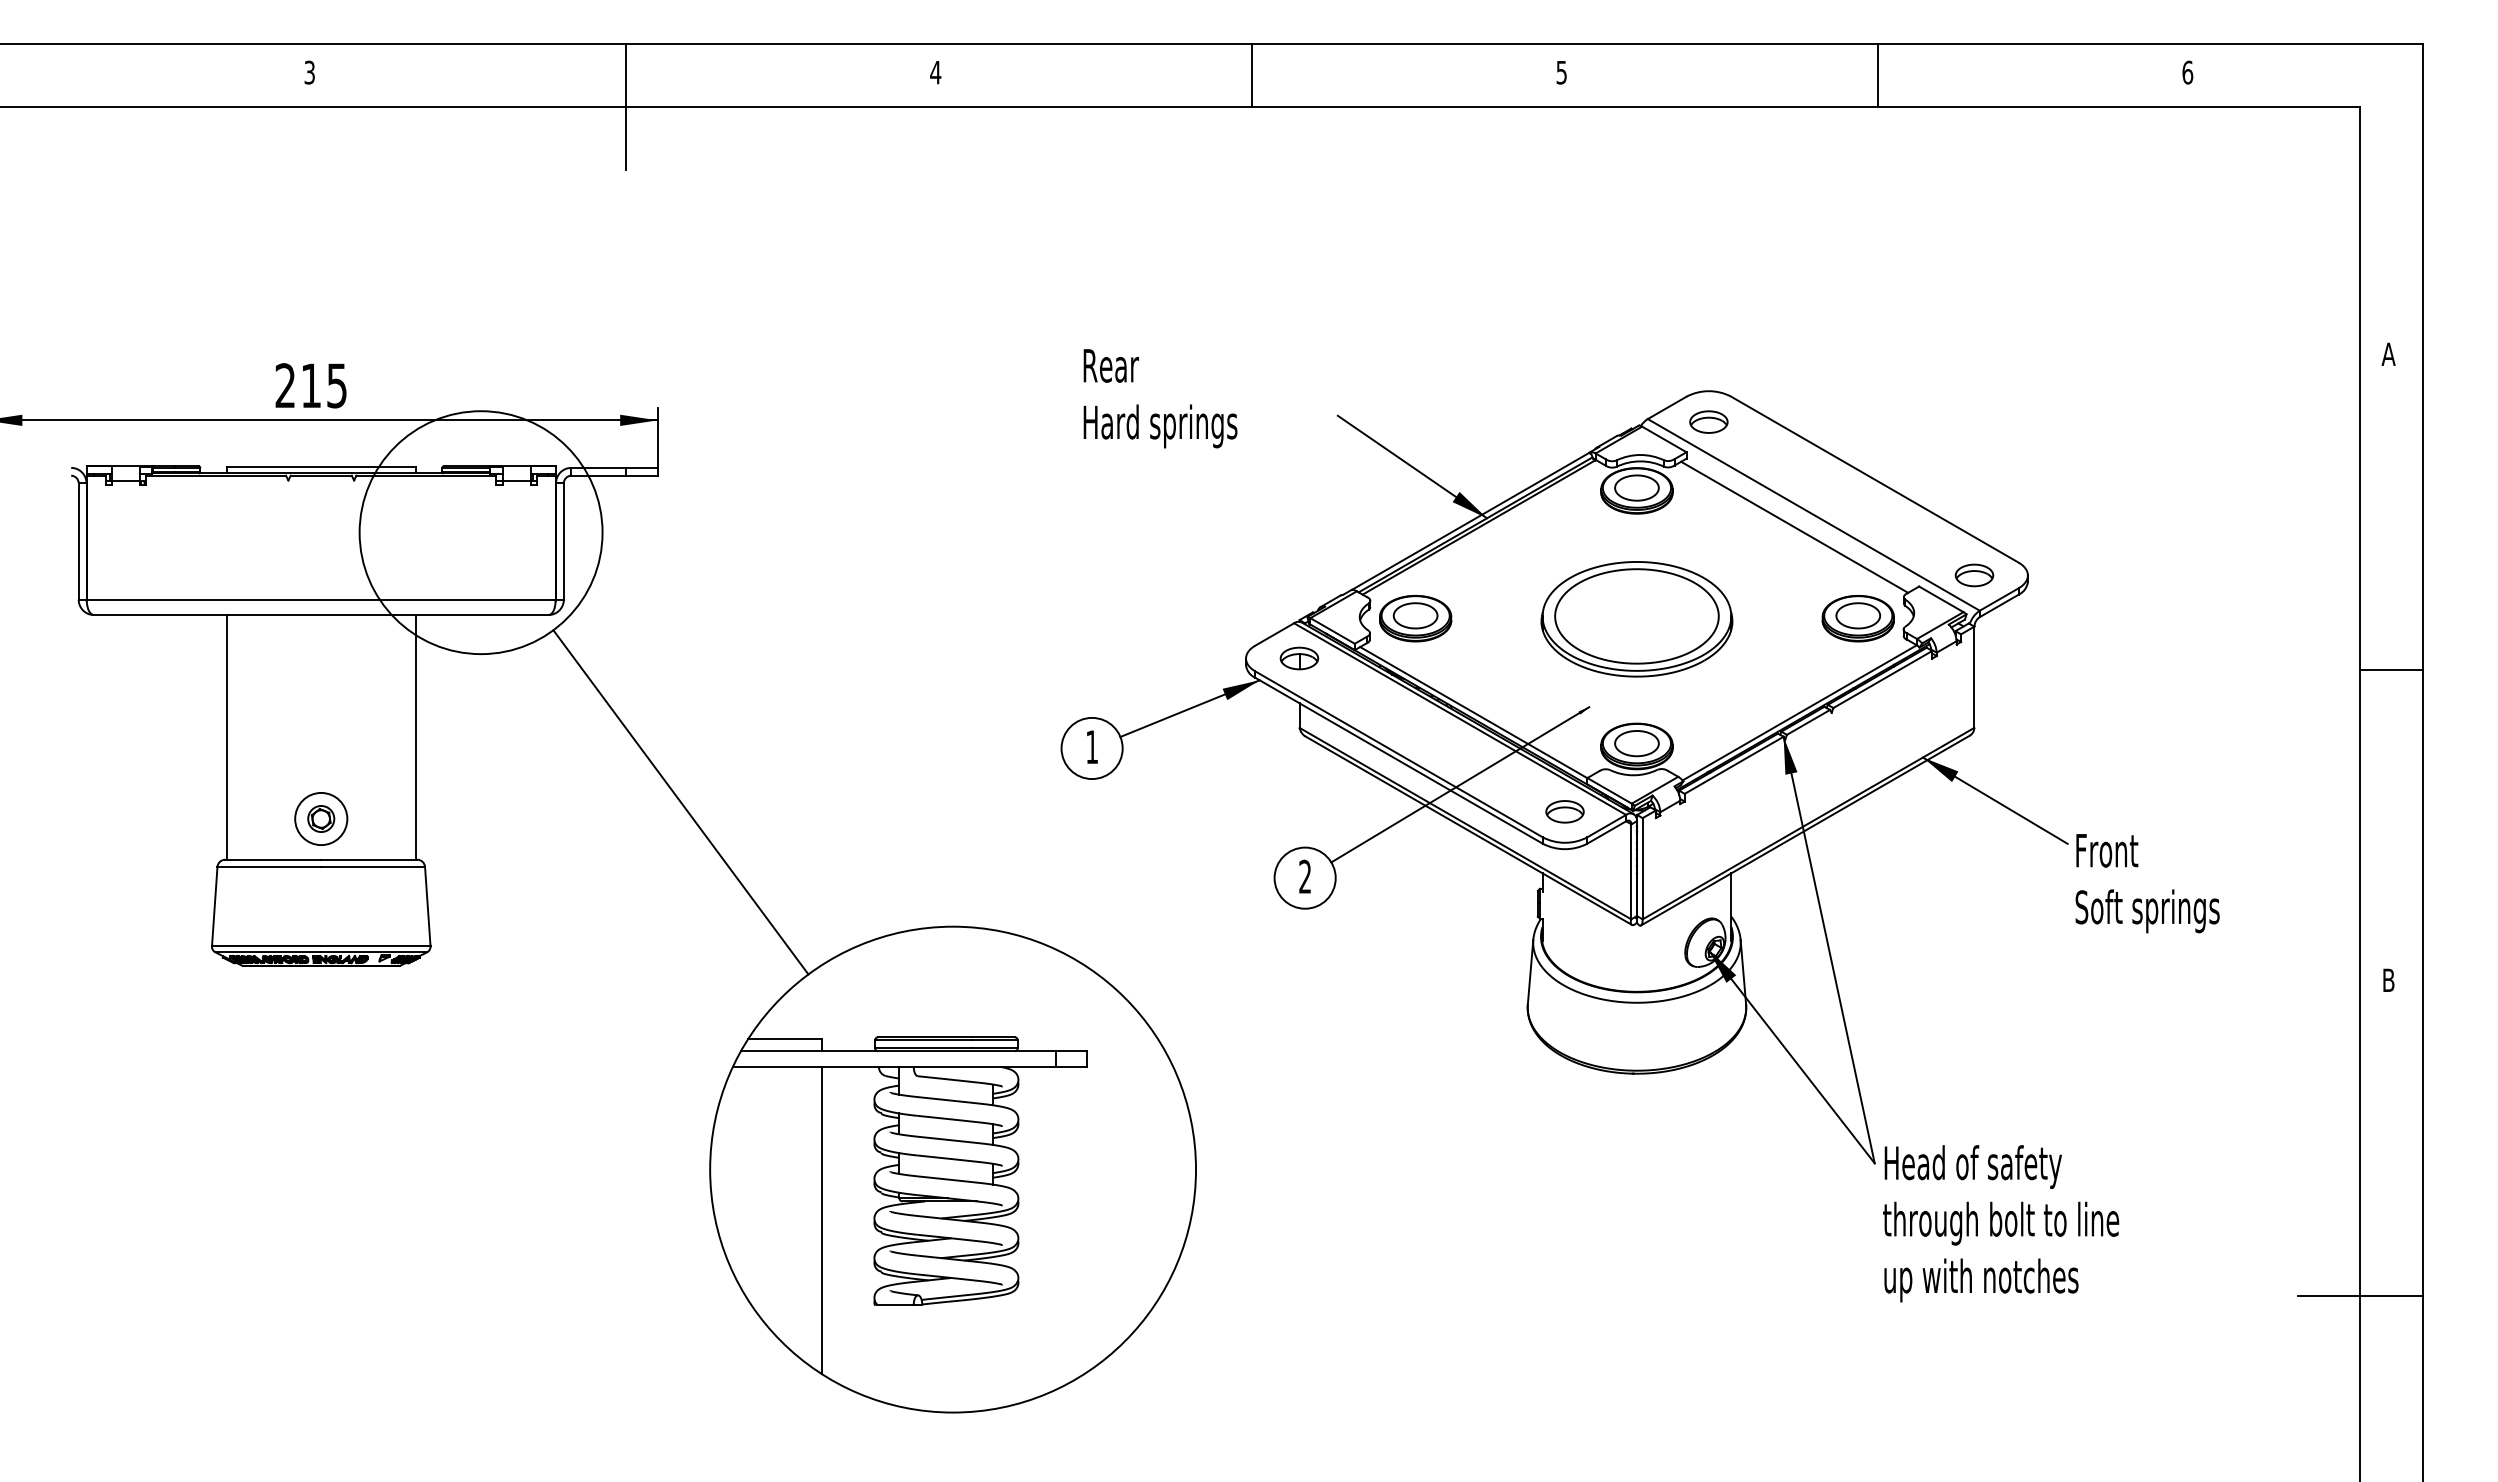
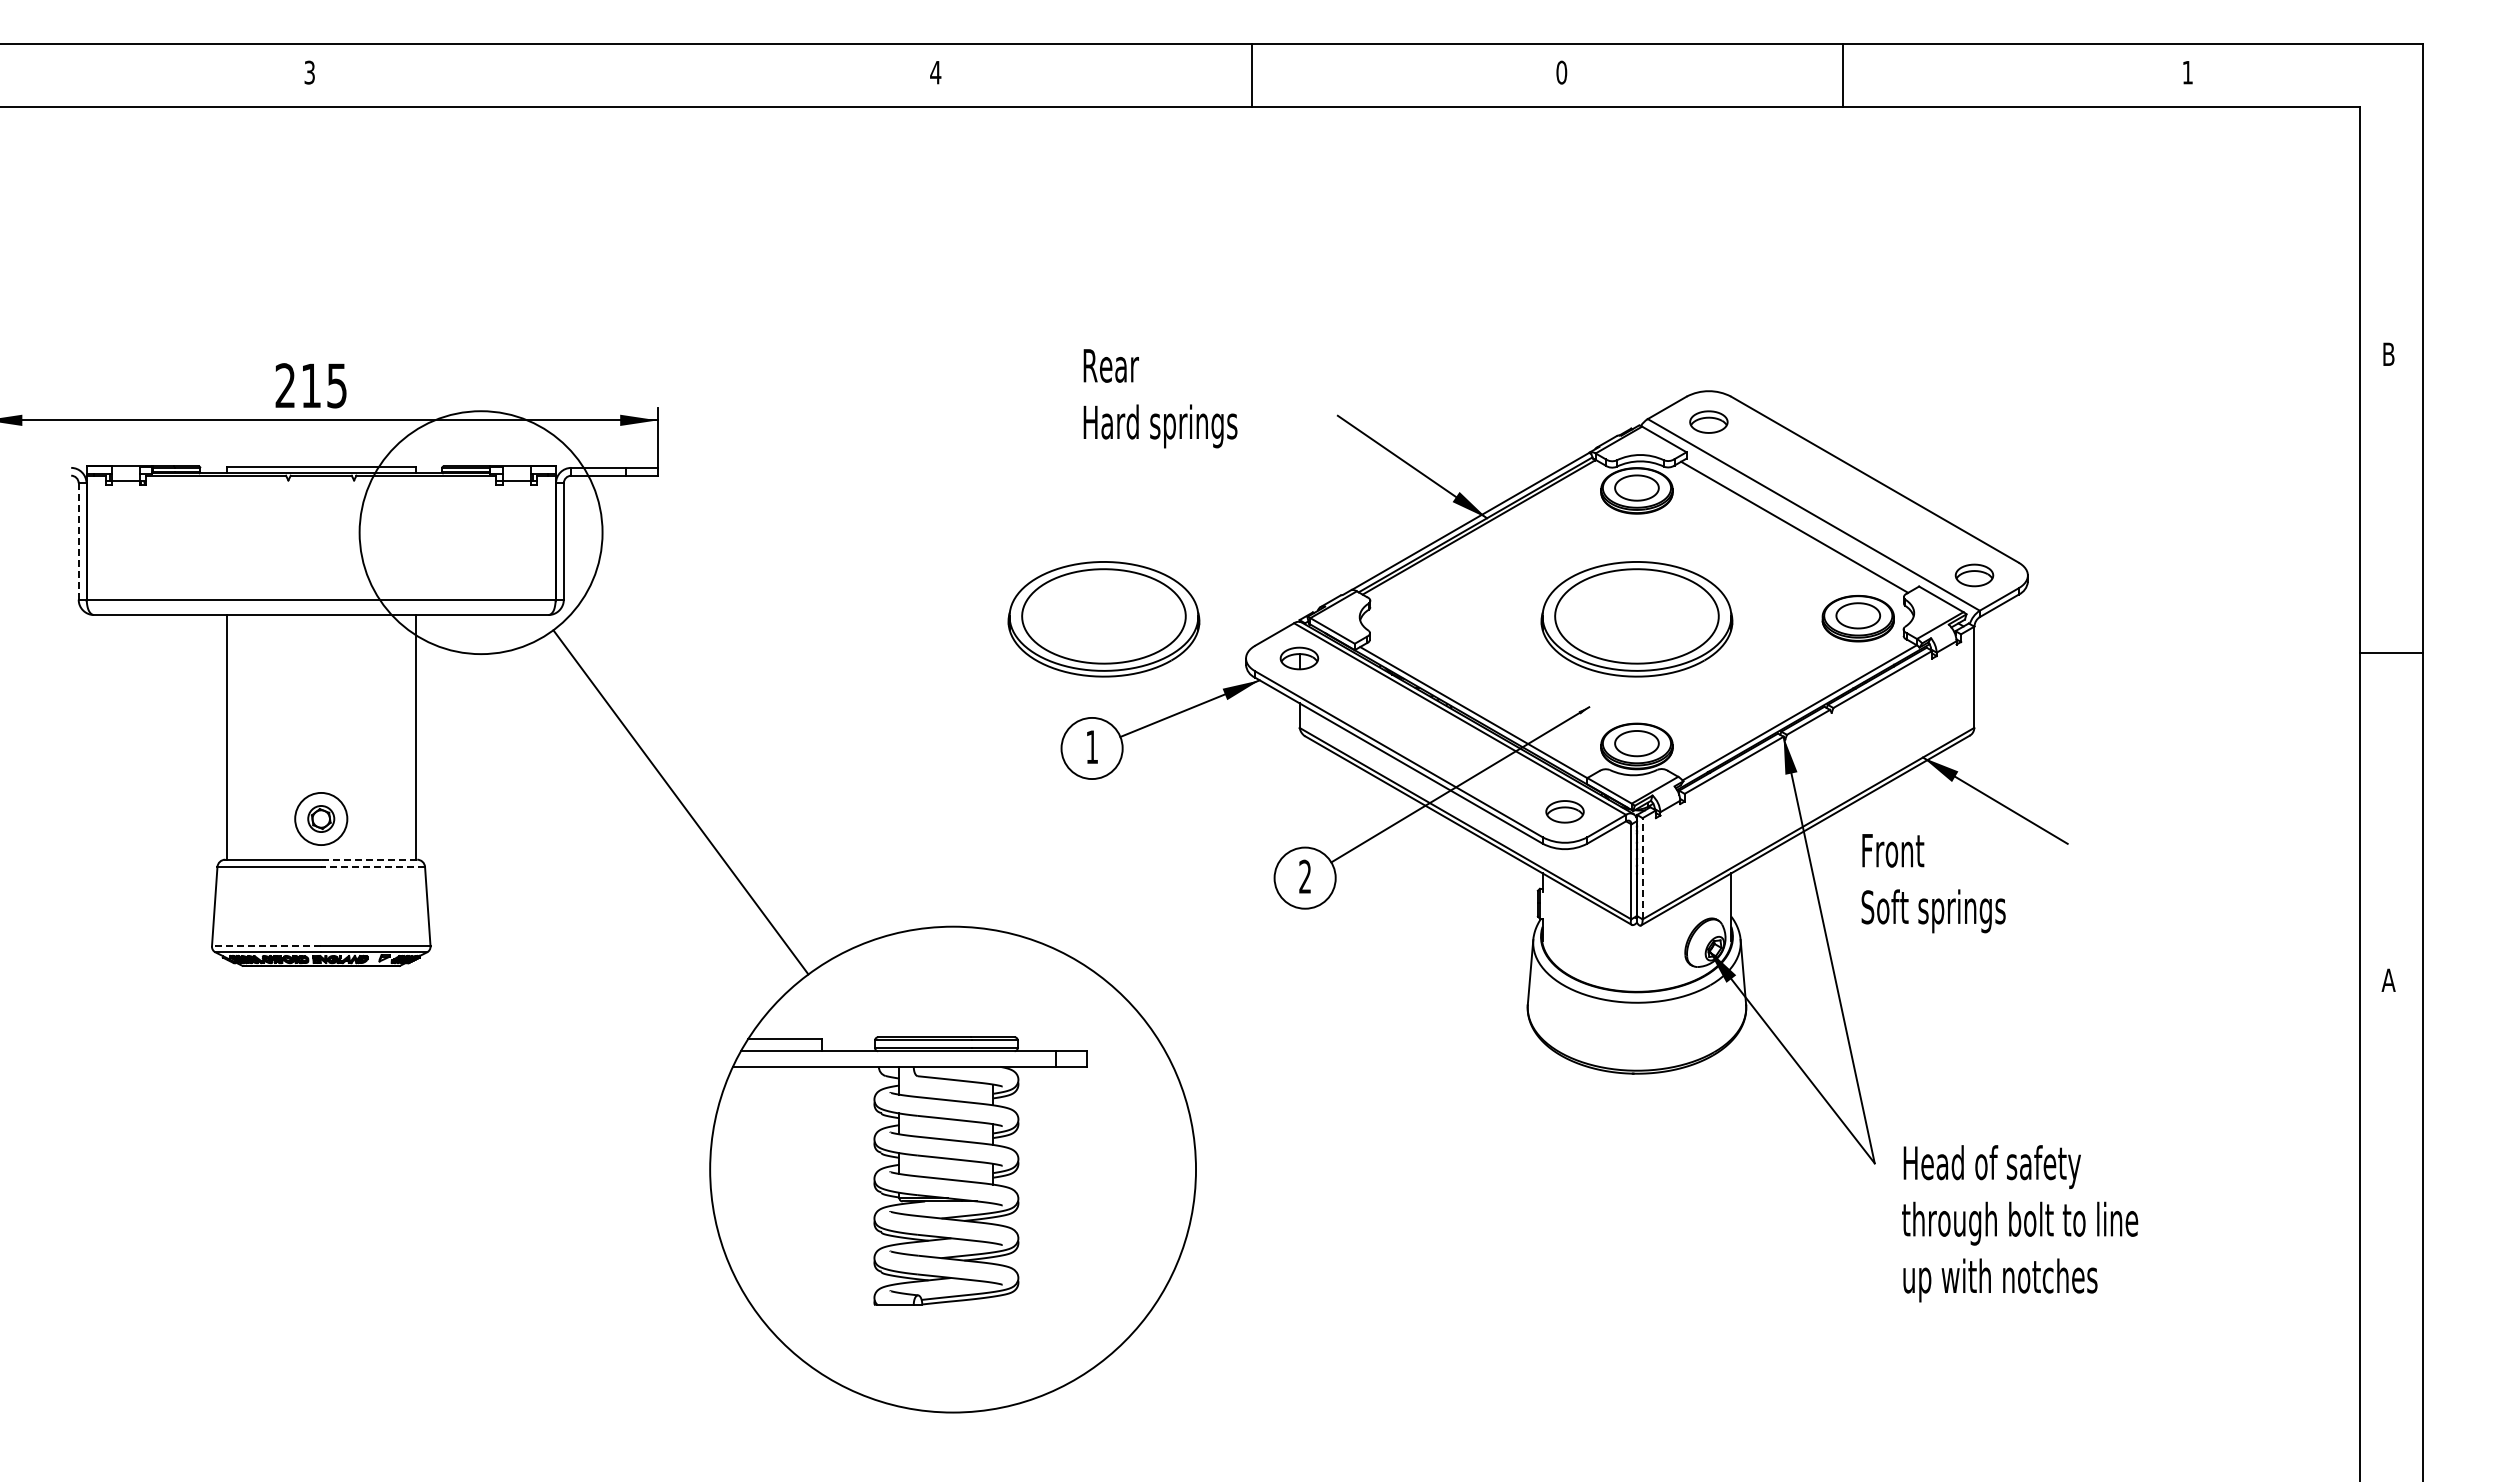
text: 5 -> 0 (1561, 72)
text: 6 -> 1 (2187, 72)
line position: (1878, 75) -> (1843, 75) (1843, 75)
line: present -> none (626, 106)
text: A -> B (2388, 353)
line: solid -> dashed (78, 540)
part: present -> none (1415, 618)
part: none -> present (1103, 619)
line position: (2391, 670) -> (2391, 653) (2391, 653)
line: solid -> dashed (369, 859)
line: solid -> dashed (373, 867)
line: solid -> dashed (1642, 868)
text position: (2147, 883) -> (1933, 883) (1933, 883)
line: solid -> dashed (266, 946)
text: B -> A (2388, 979)
line: present -> none (822, 1220)
text position: (2001, 1223) -> (2020, 1223) (2020, 1223)
line: present -> none (2360, 1296)
